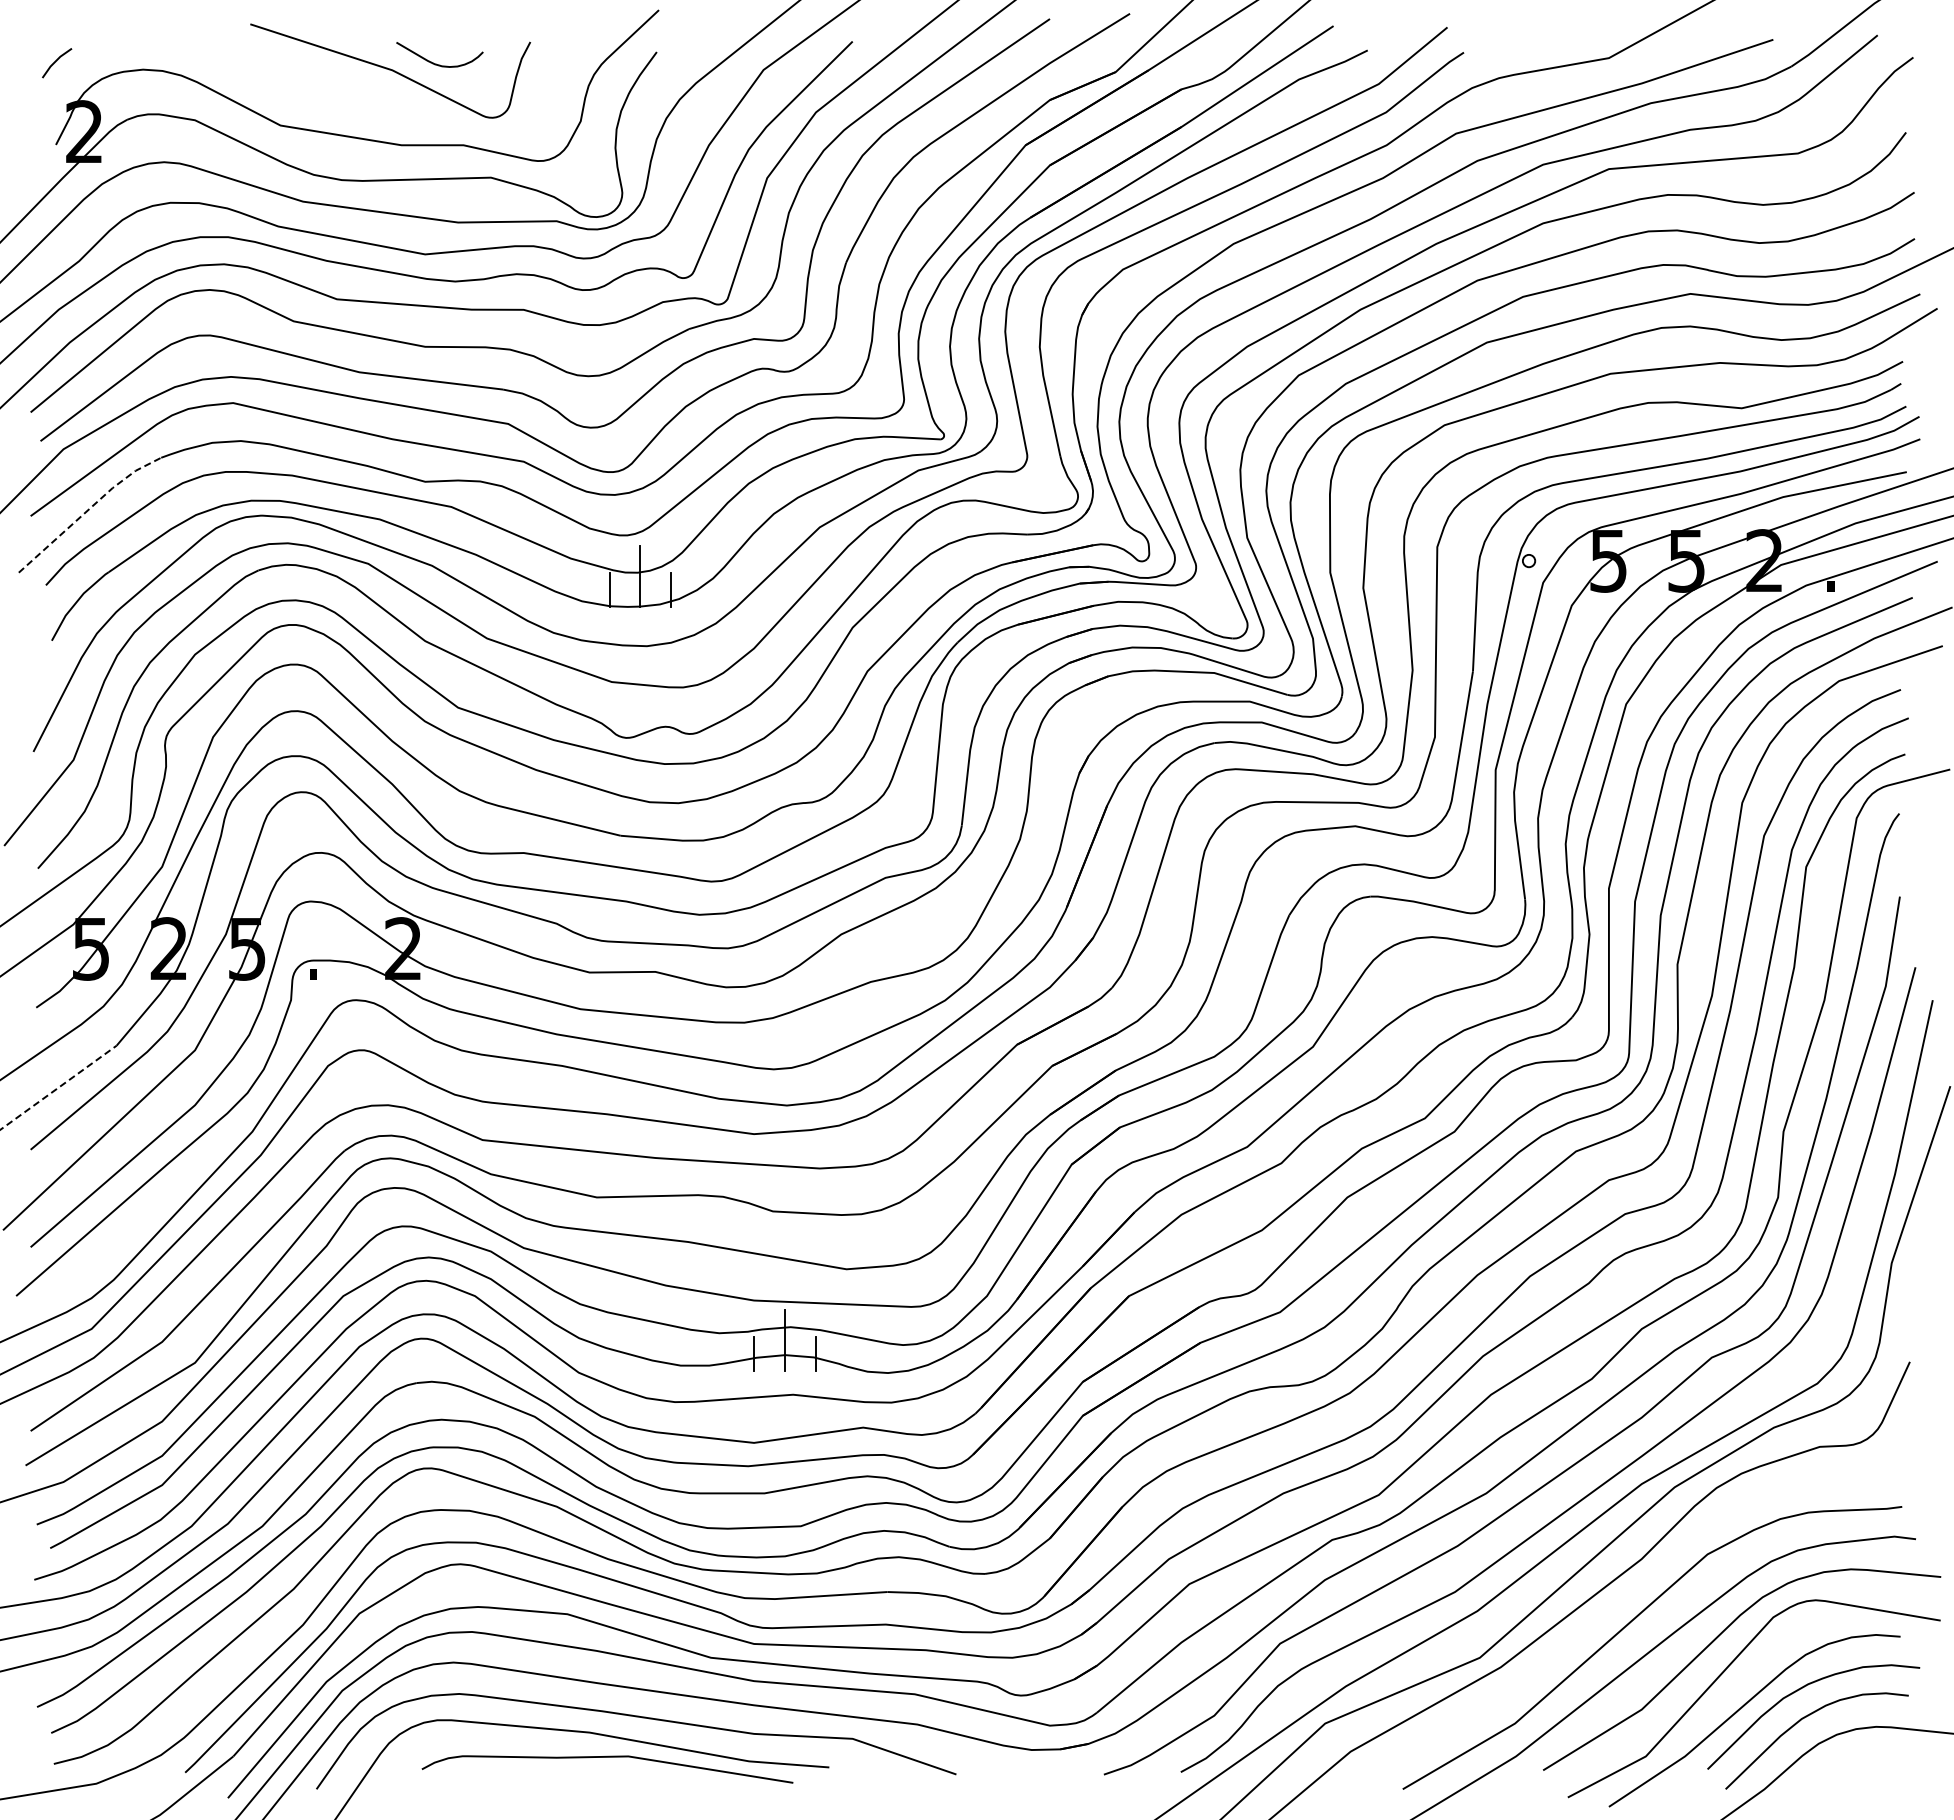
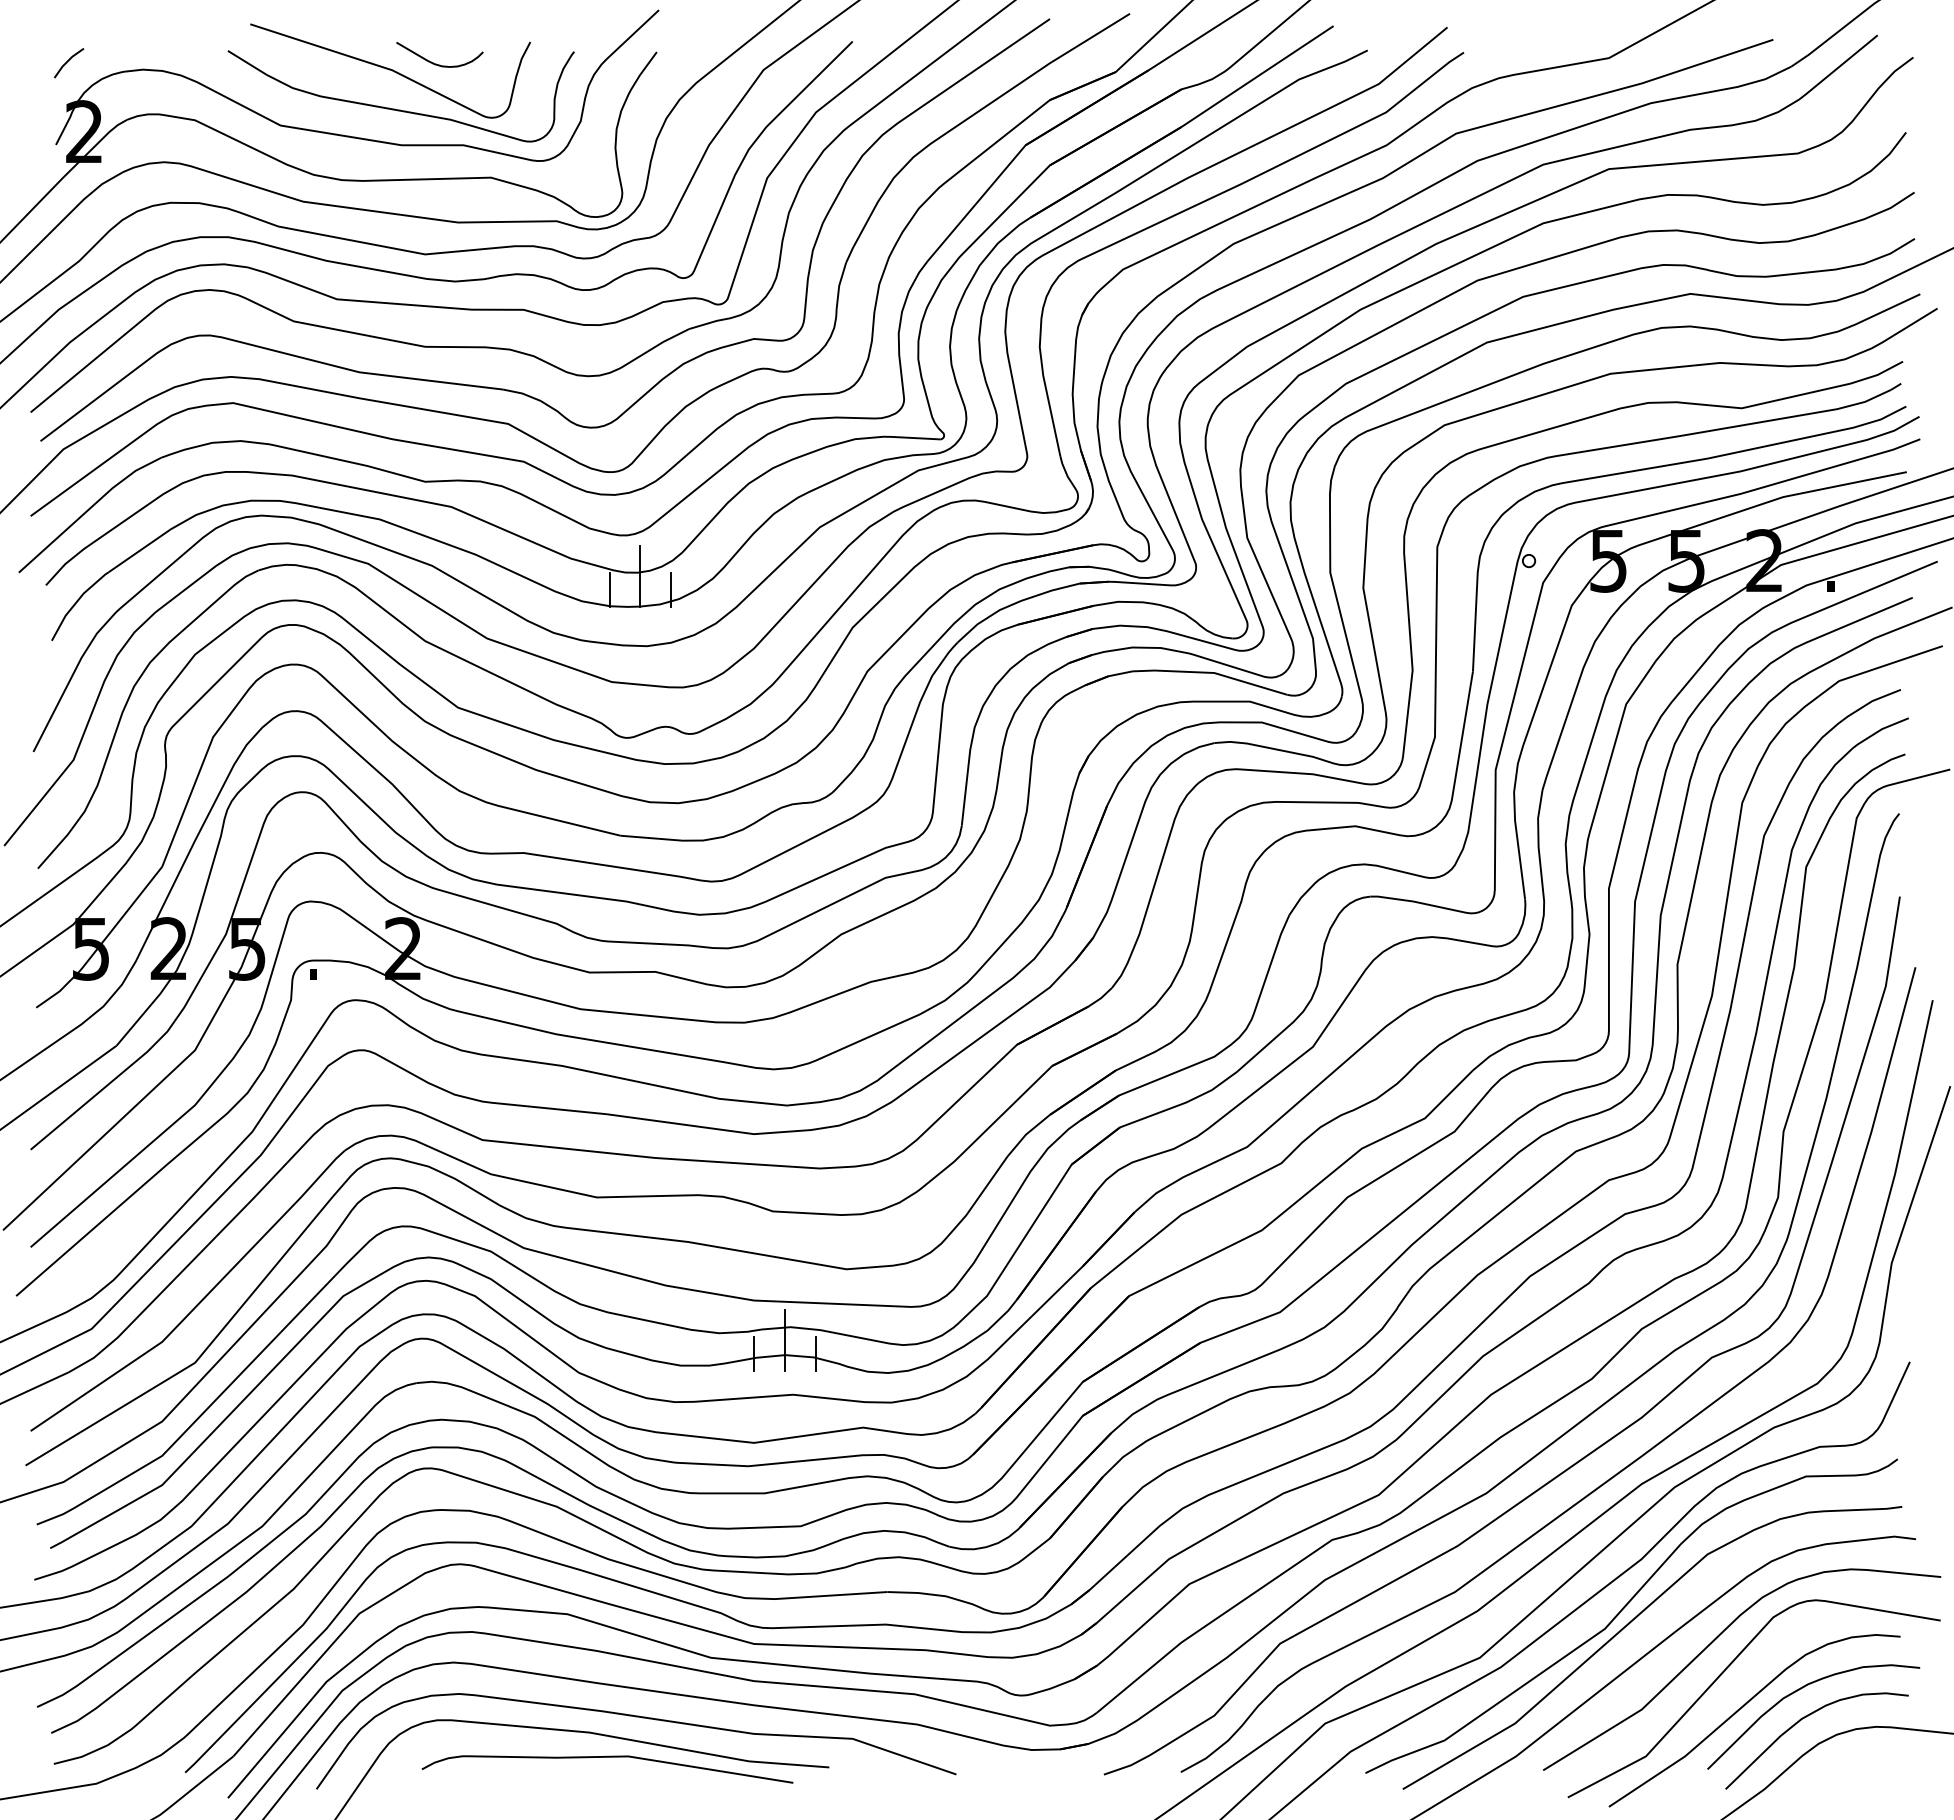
line position: (56, 61) -> (68, 61) (68, 61)
curve: none -> present (400, 109)
line: dashed -> solid (88, 510)
line: dashed -> solid (58, 1087)
curve: none -> present (1624, 1608)
